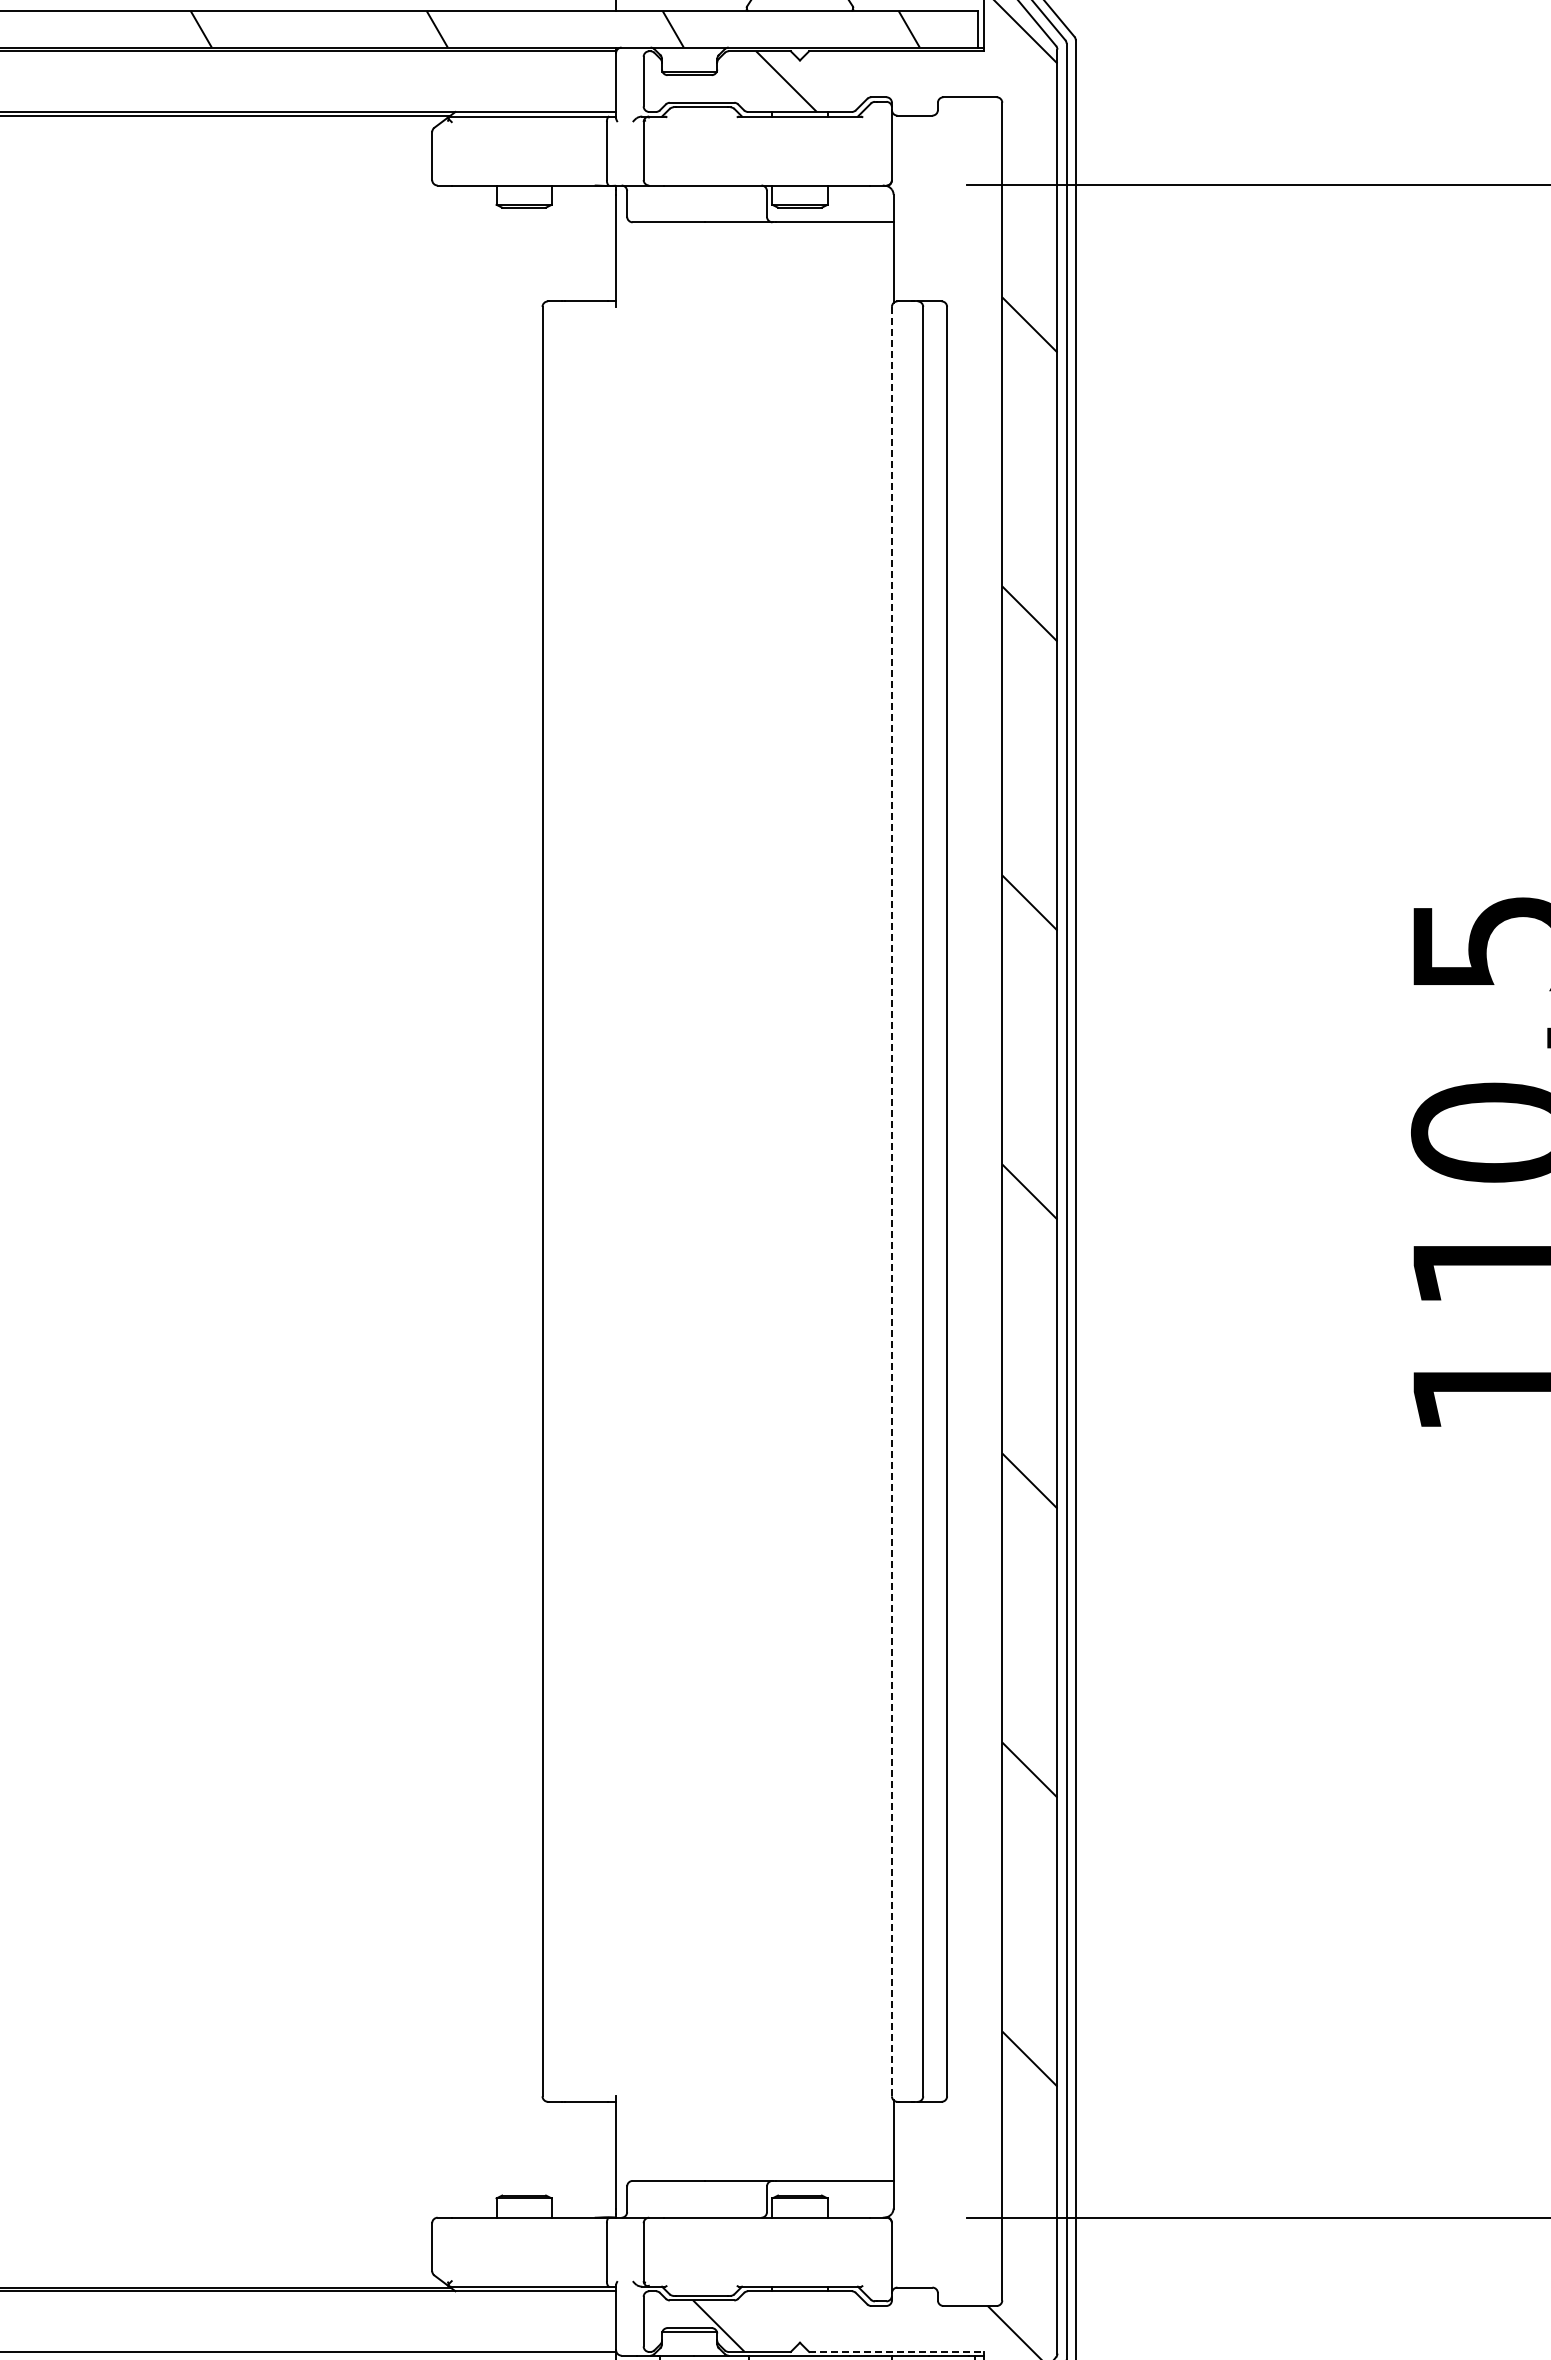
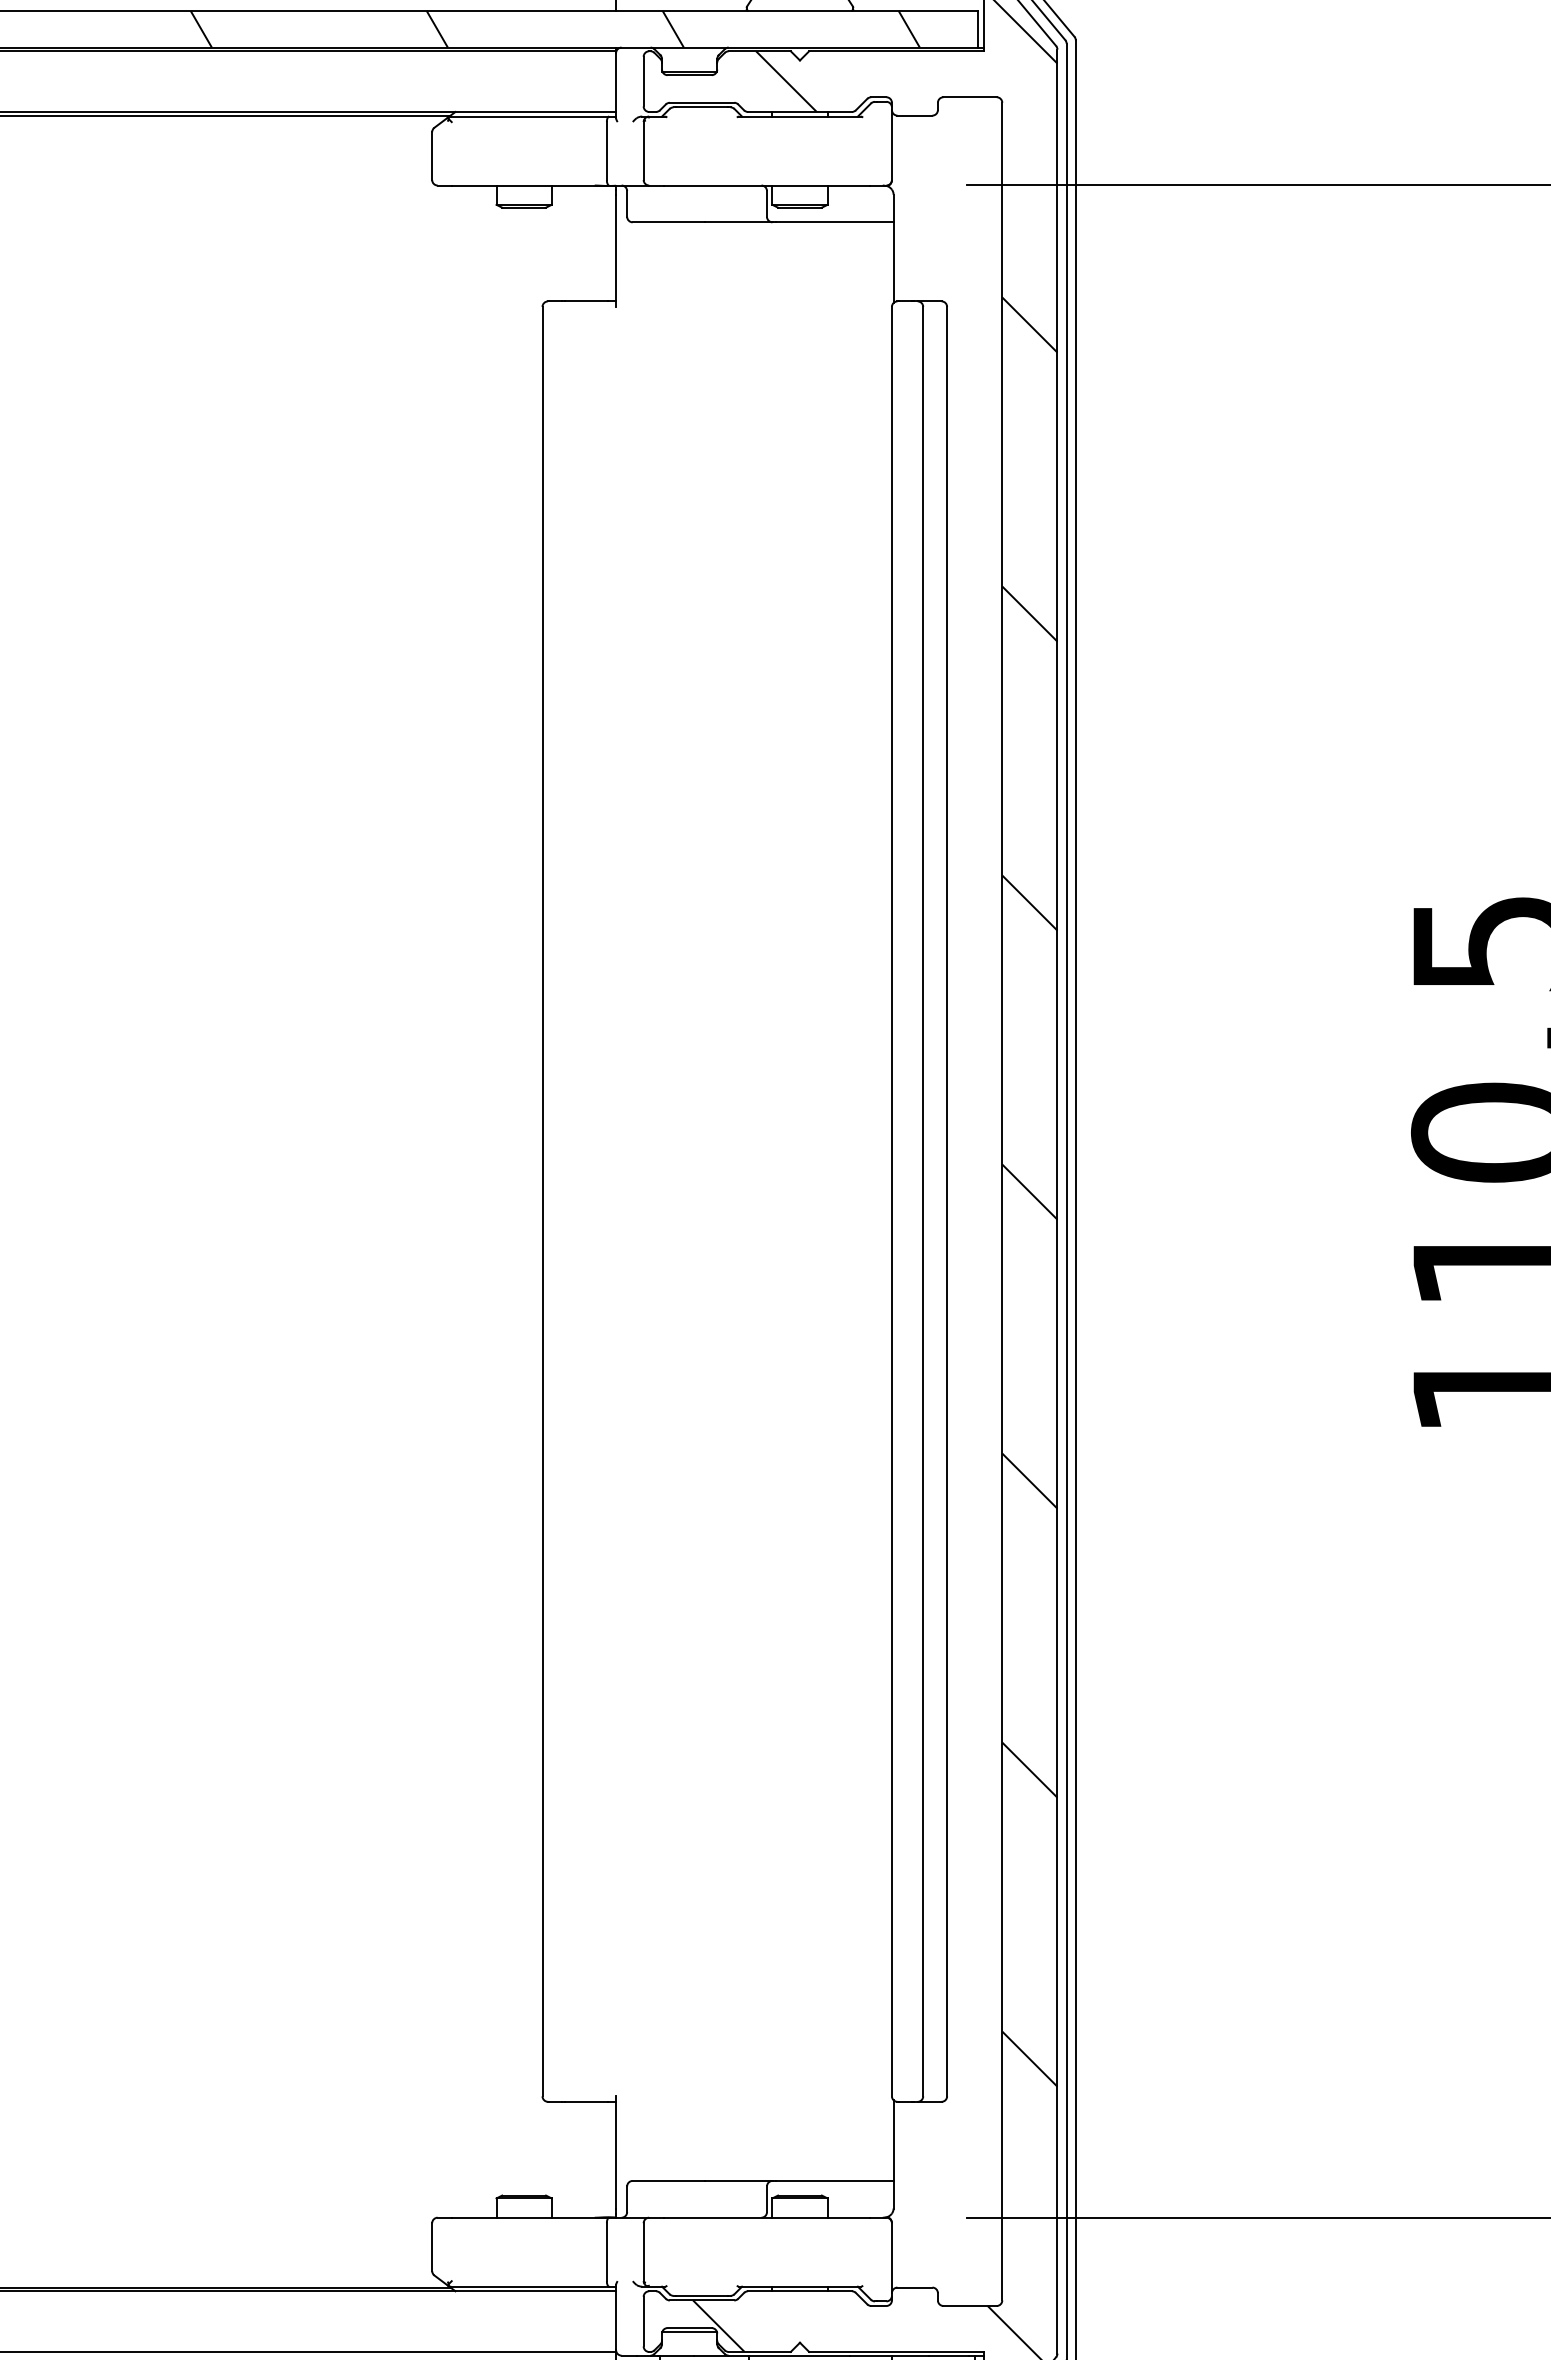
line: dashed -> solid (891, 1201)
line: dashed -> solid (897, 2351)
